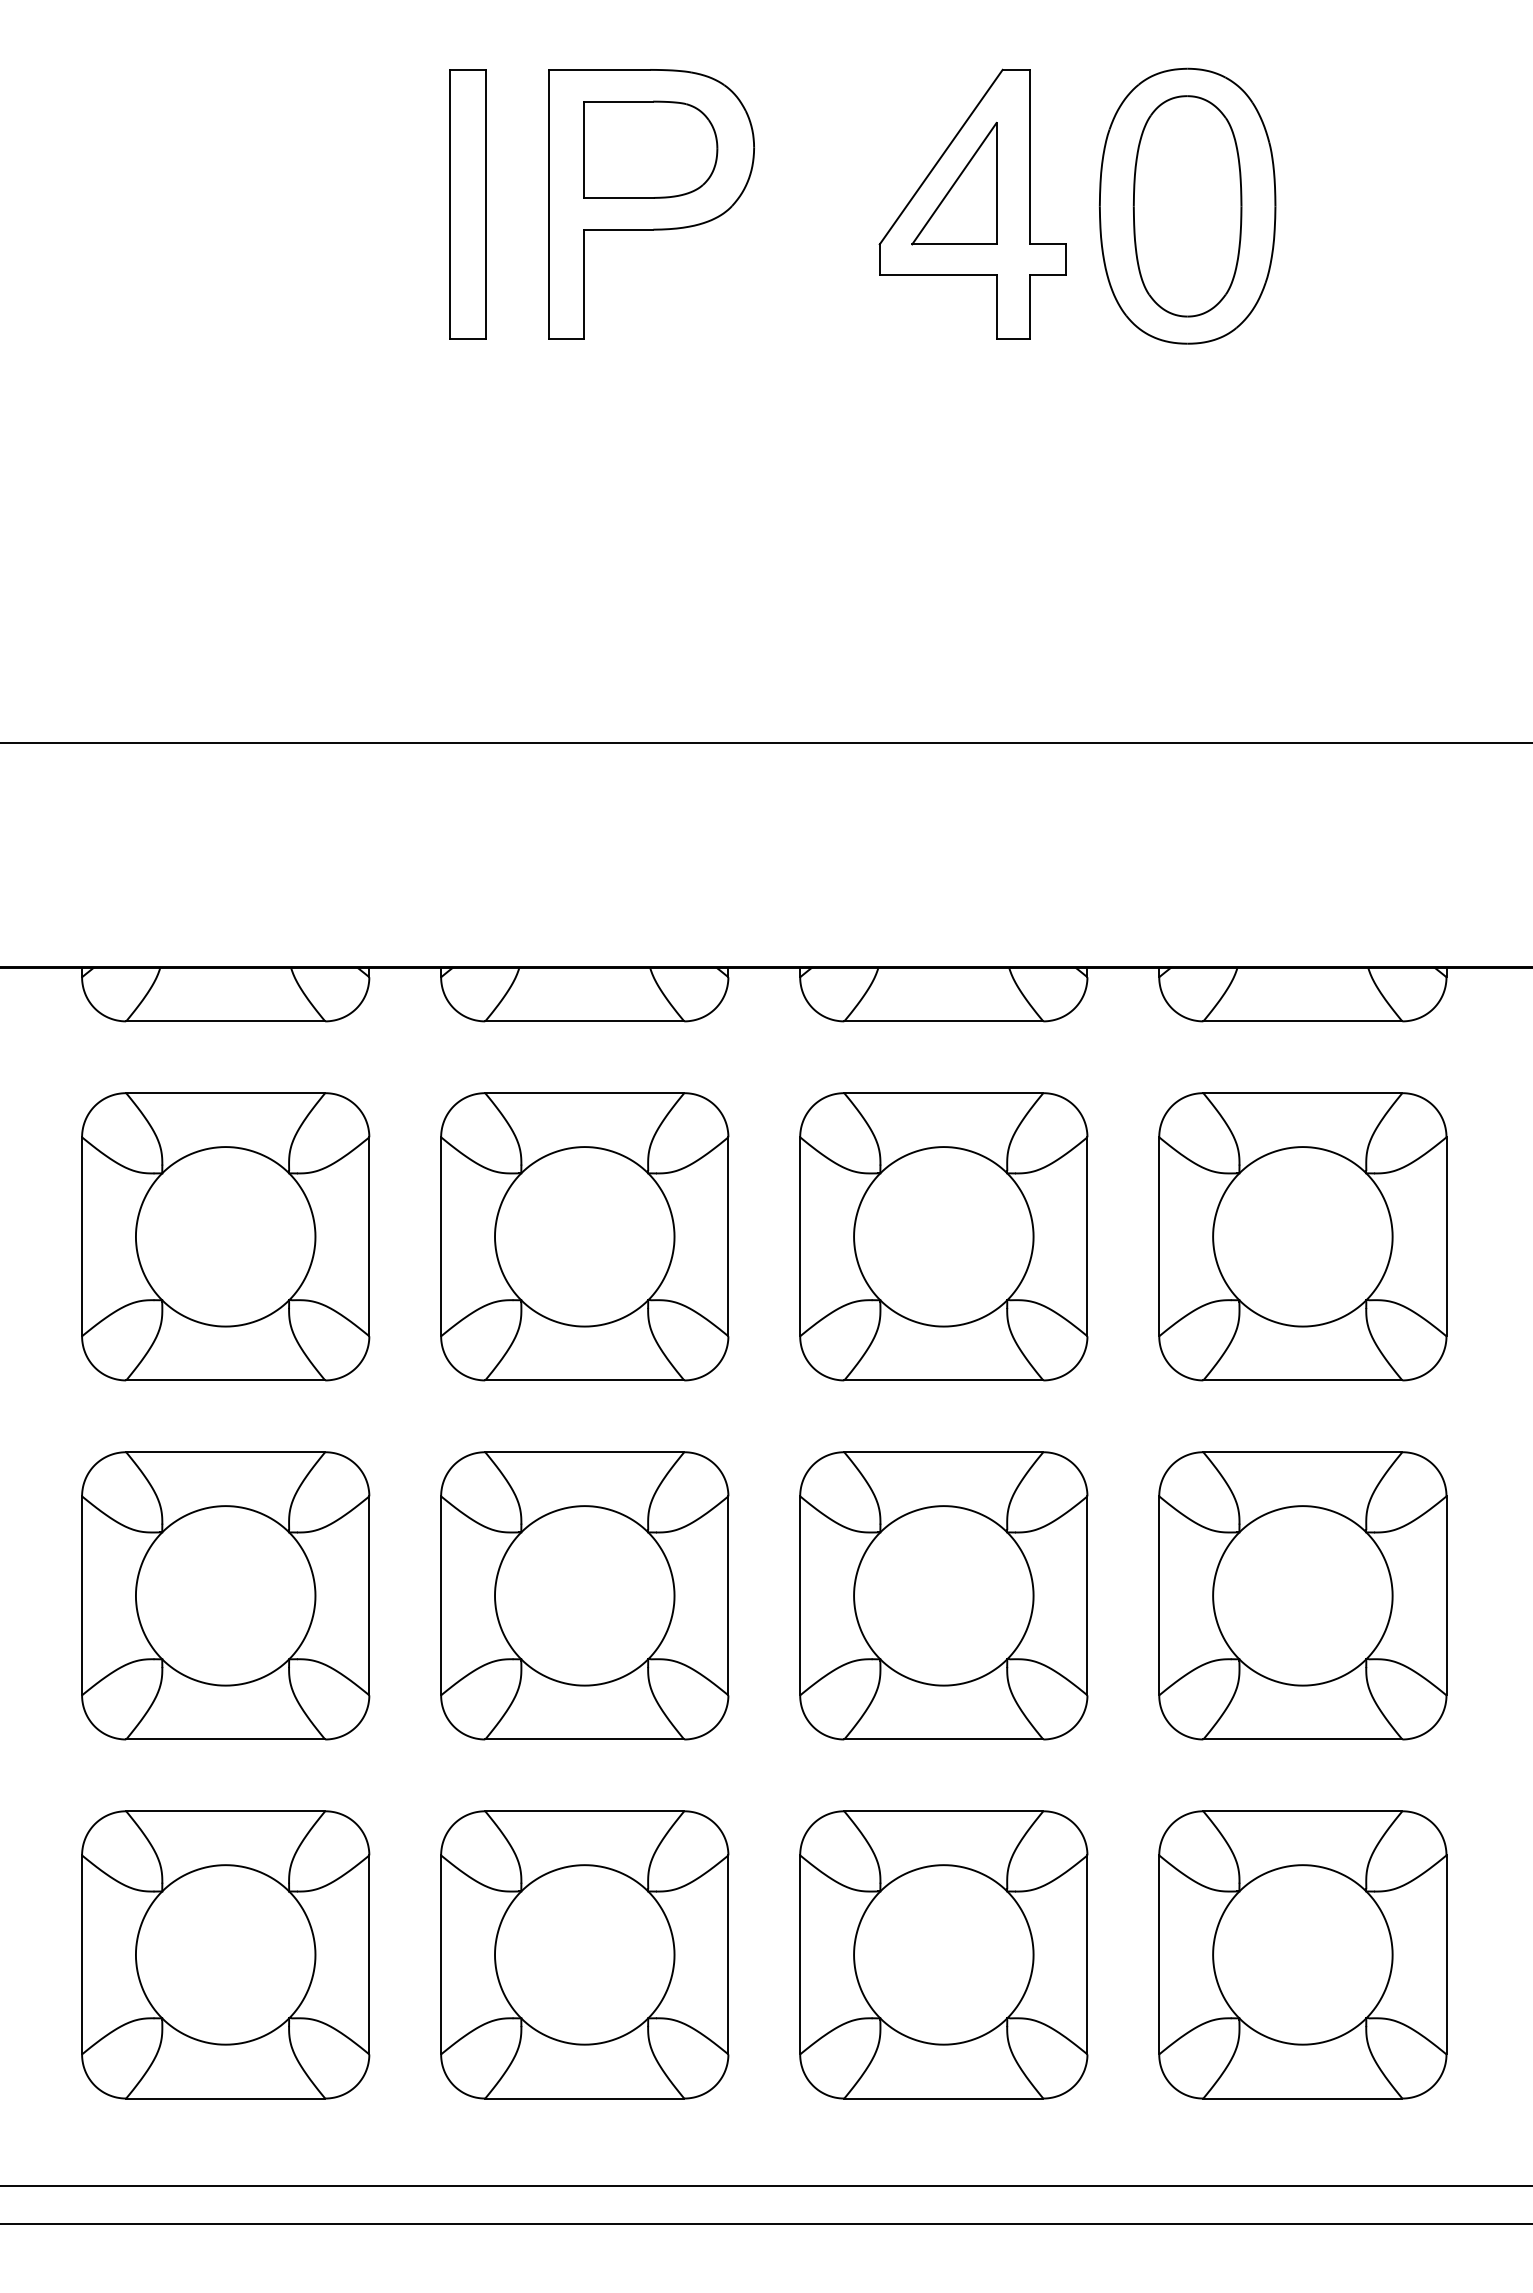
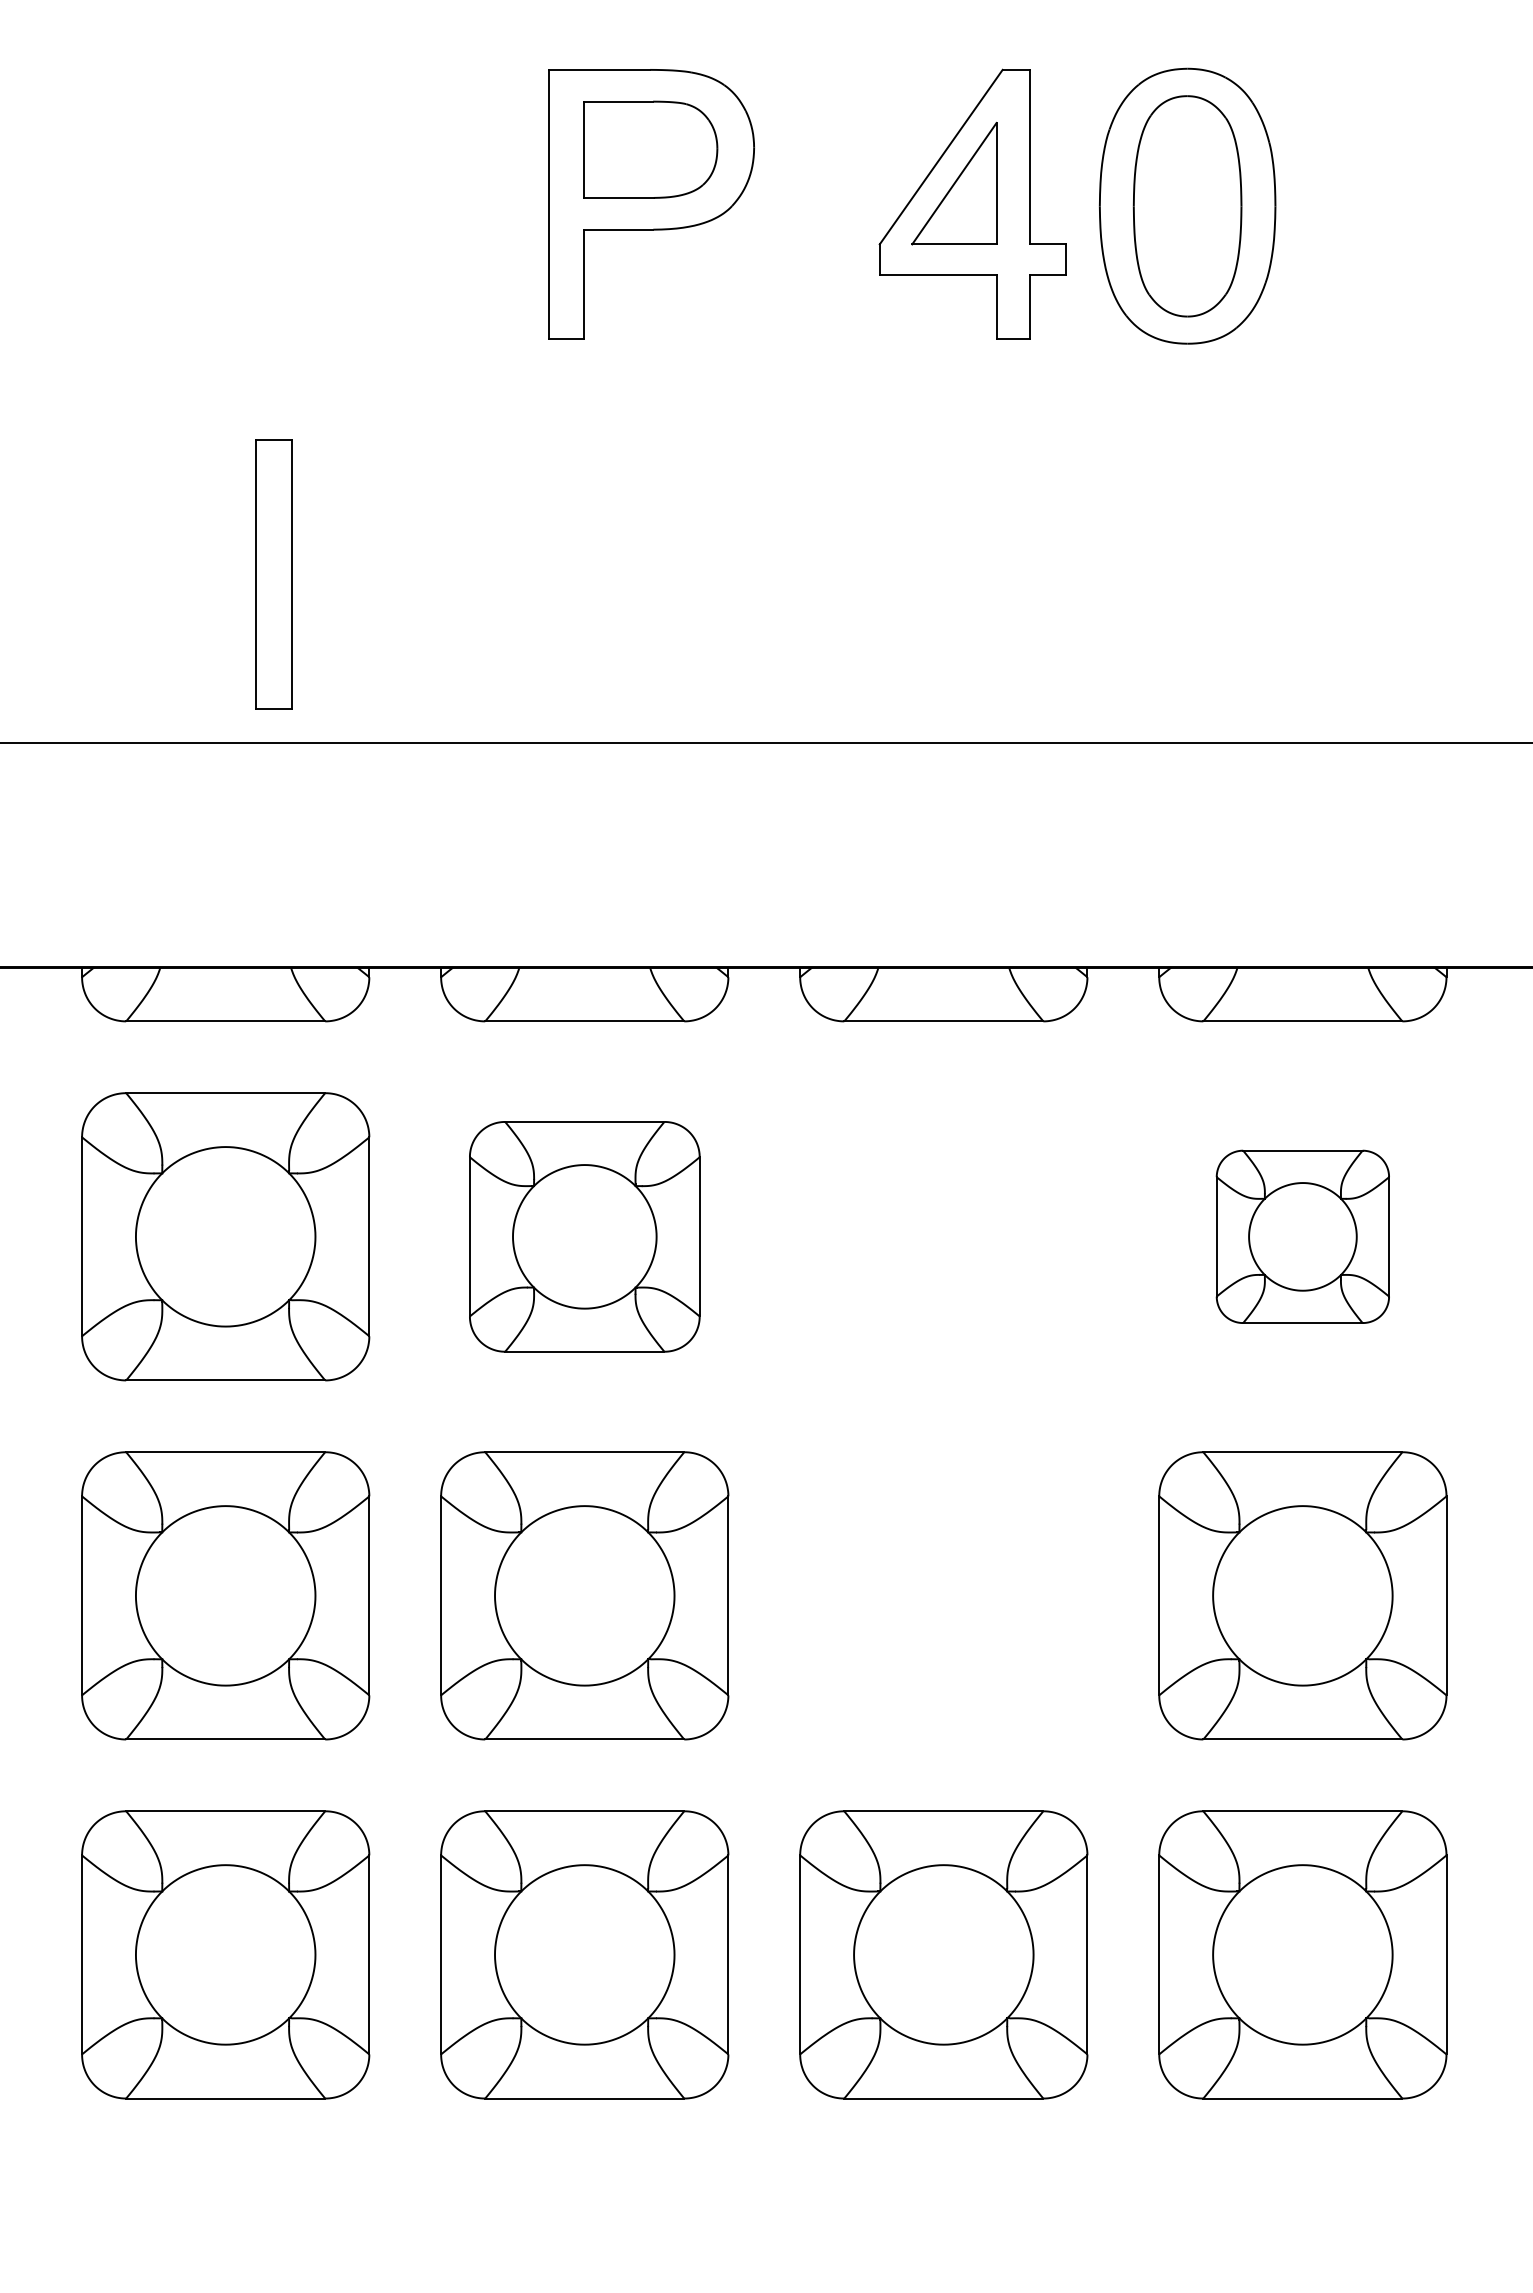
part position: (467, 204) -> (273, 574) (273, 574)
part size: 290x290 px -> 232x232 px (584, 1236)
part: present -> none (943, 1236)
part size: 290x290 px -> 175x175 px (1302, 1236)
part: present -> none (943, 1595)
line: present -> none (765, 2186)
line: present -> none (765, 2224)
